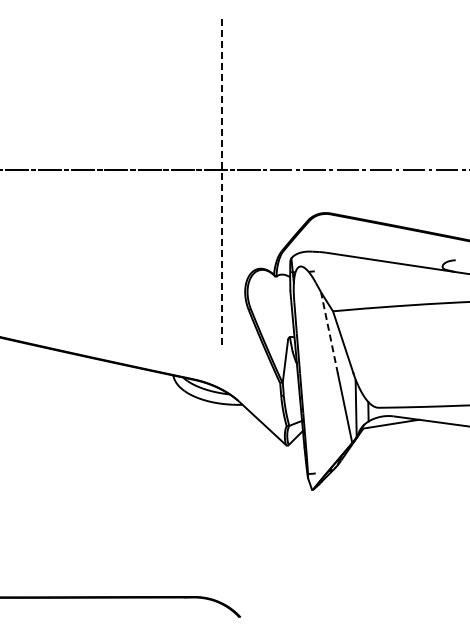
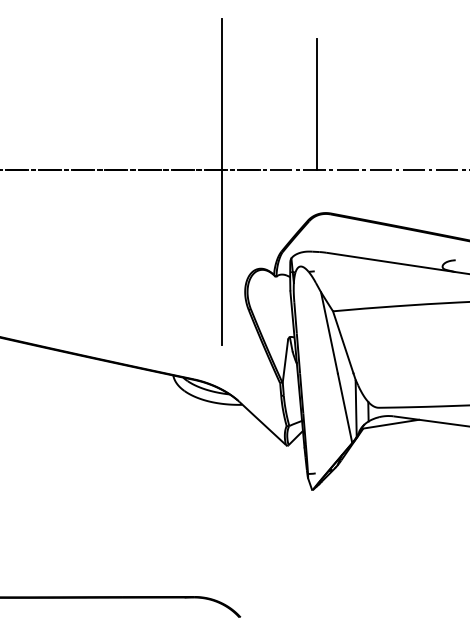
line: none -> present (317, 104)
line: dashed -> solid (221, 182)
line: dashed -> solid (329, 333)
